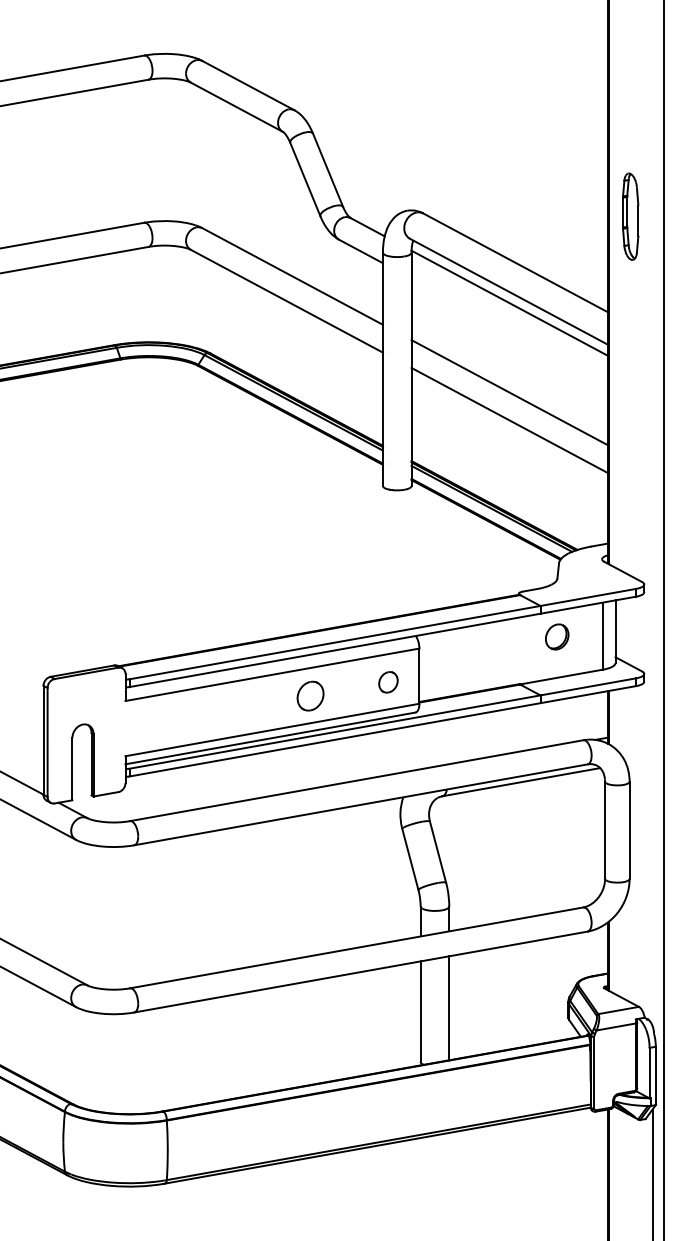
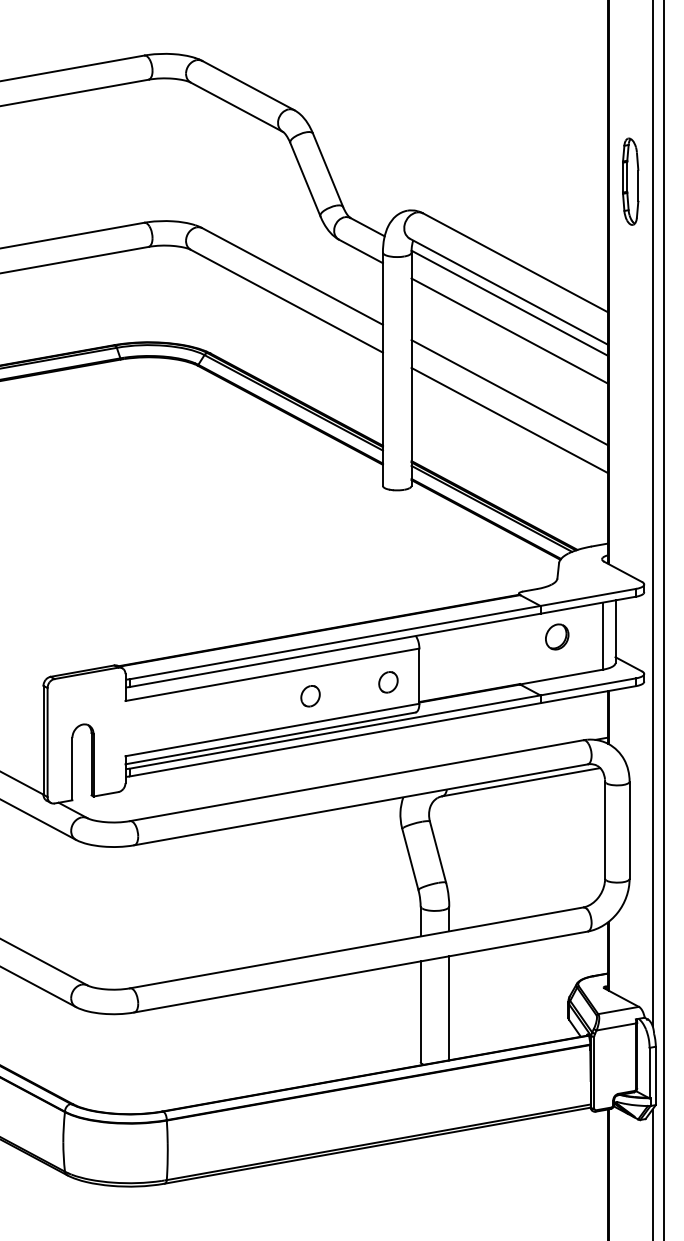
part position: (630, 216) -> (630, 181) (630, 181)
line: none -> present (509, 330)
line: none -> present (652, 513)
part size: 29x32 px -> 21x23 px (310, 696)
